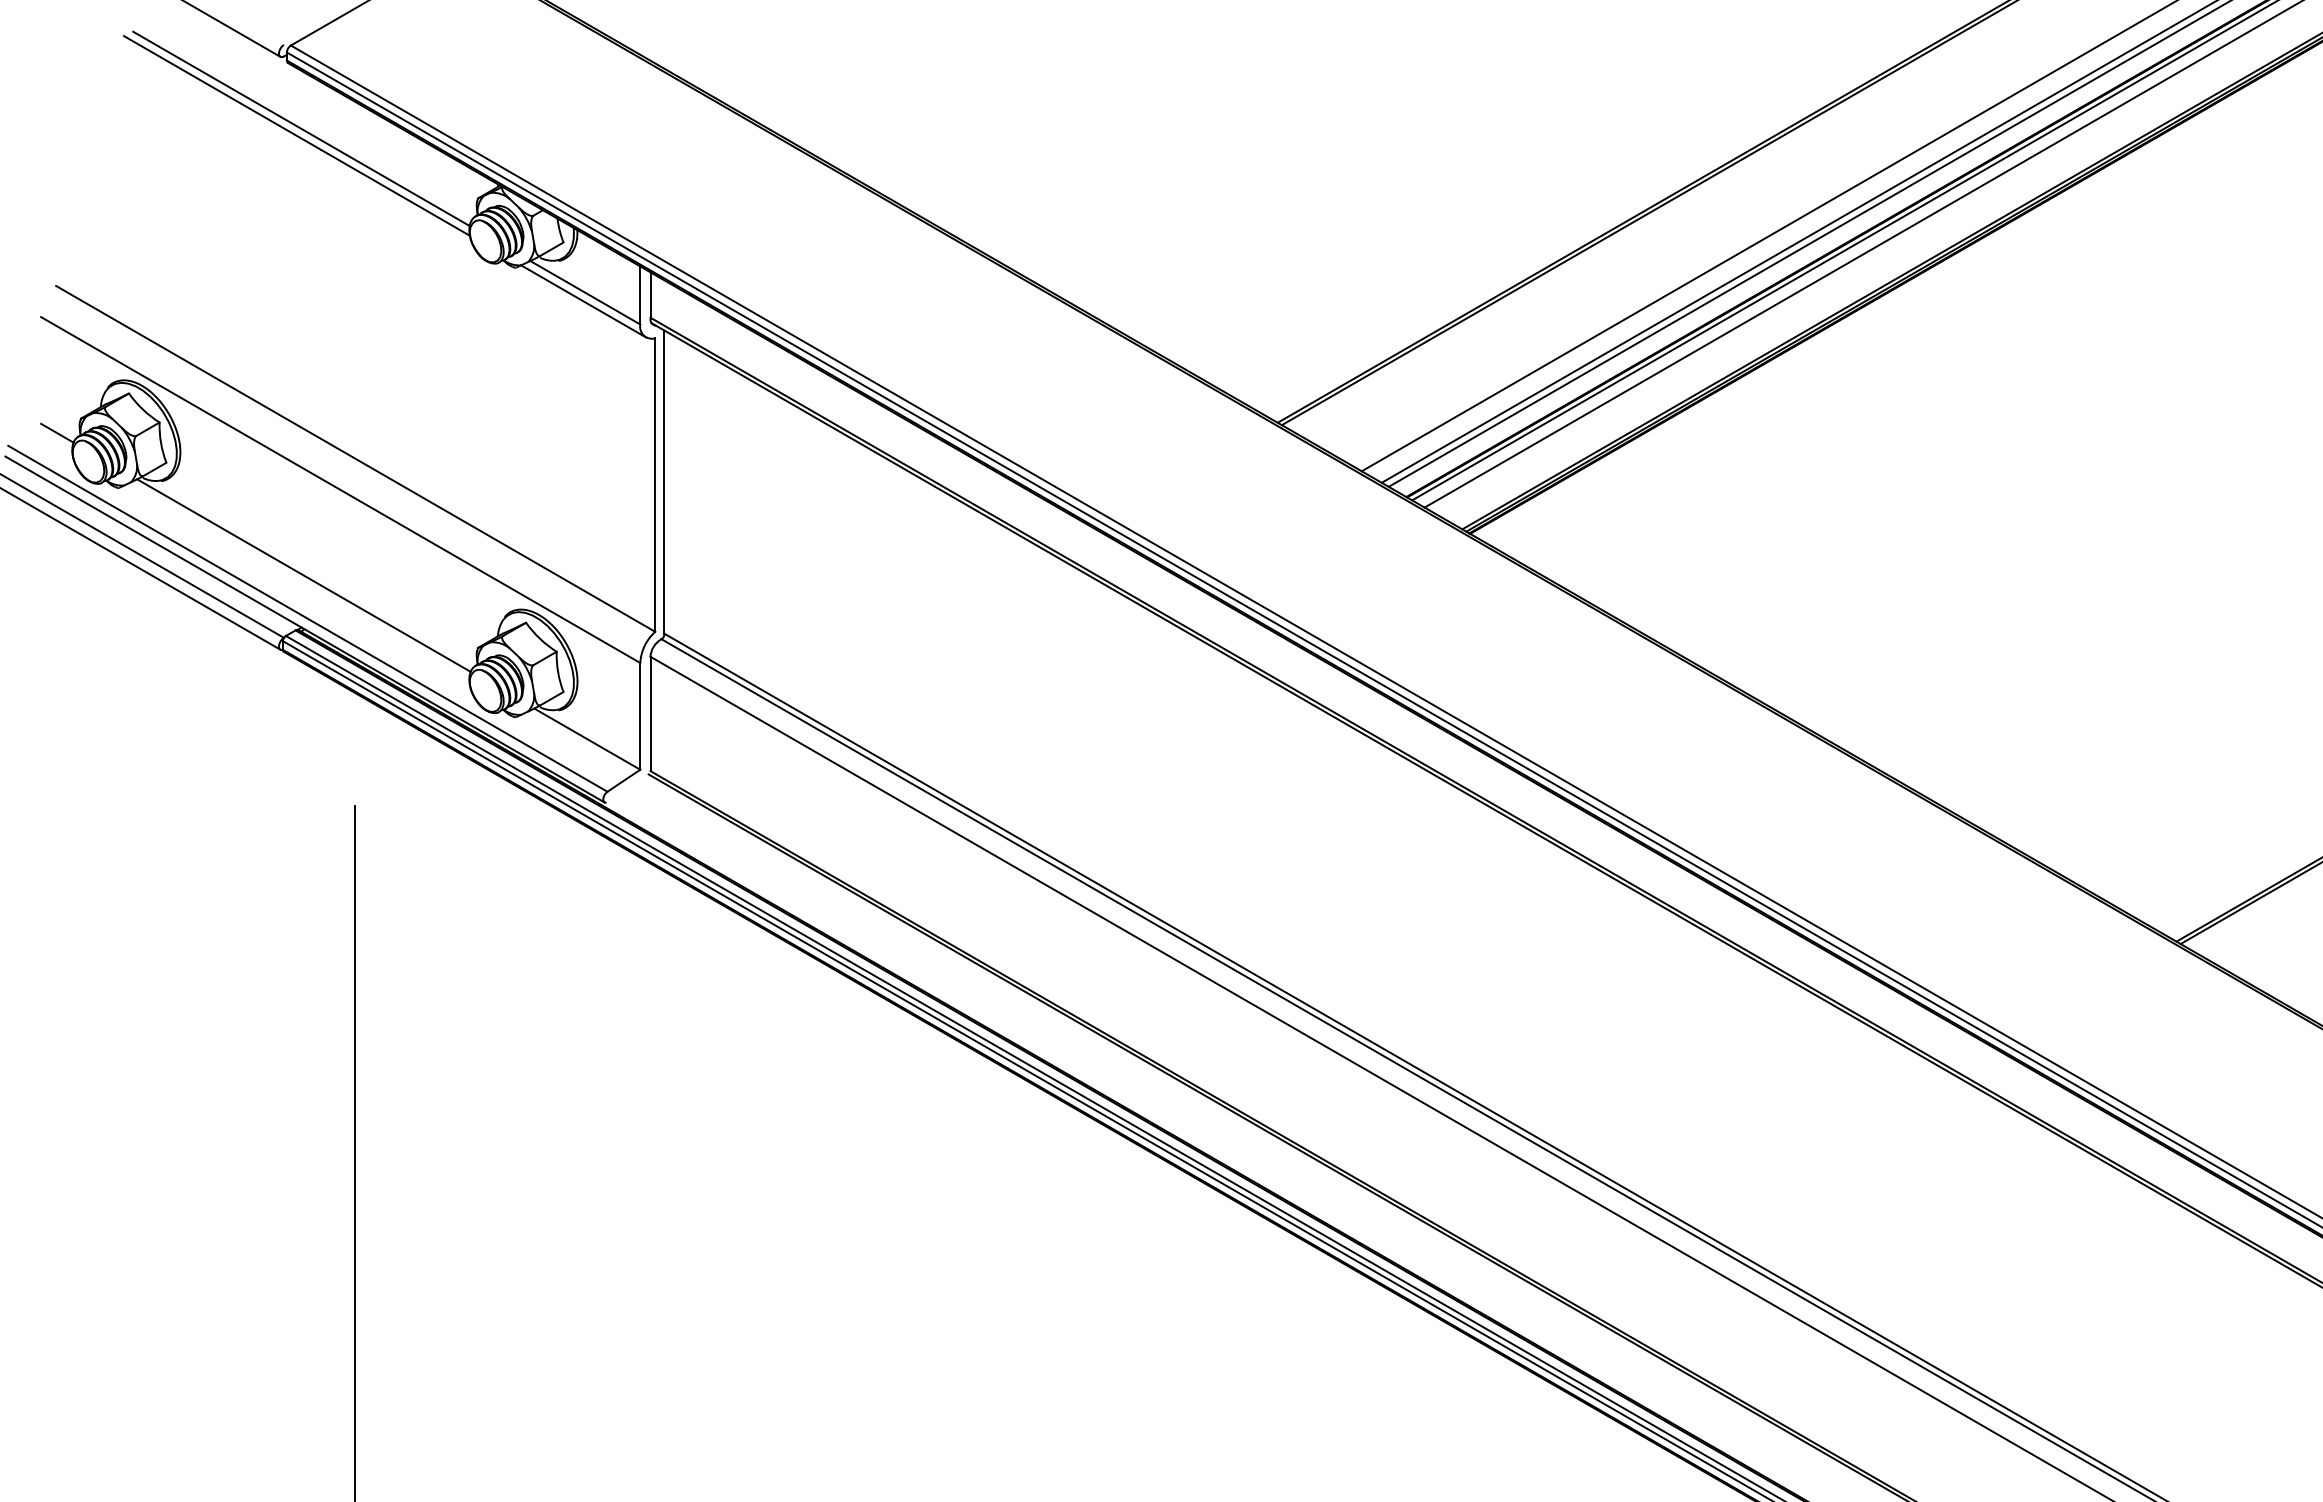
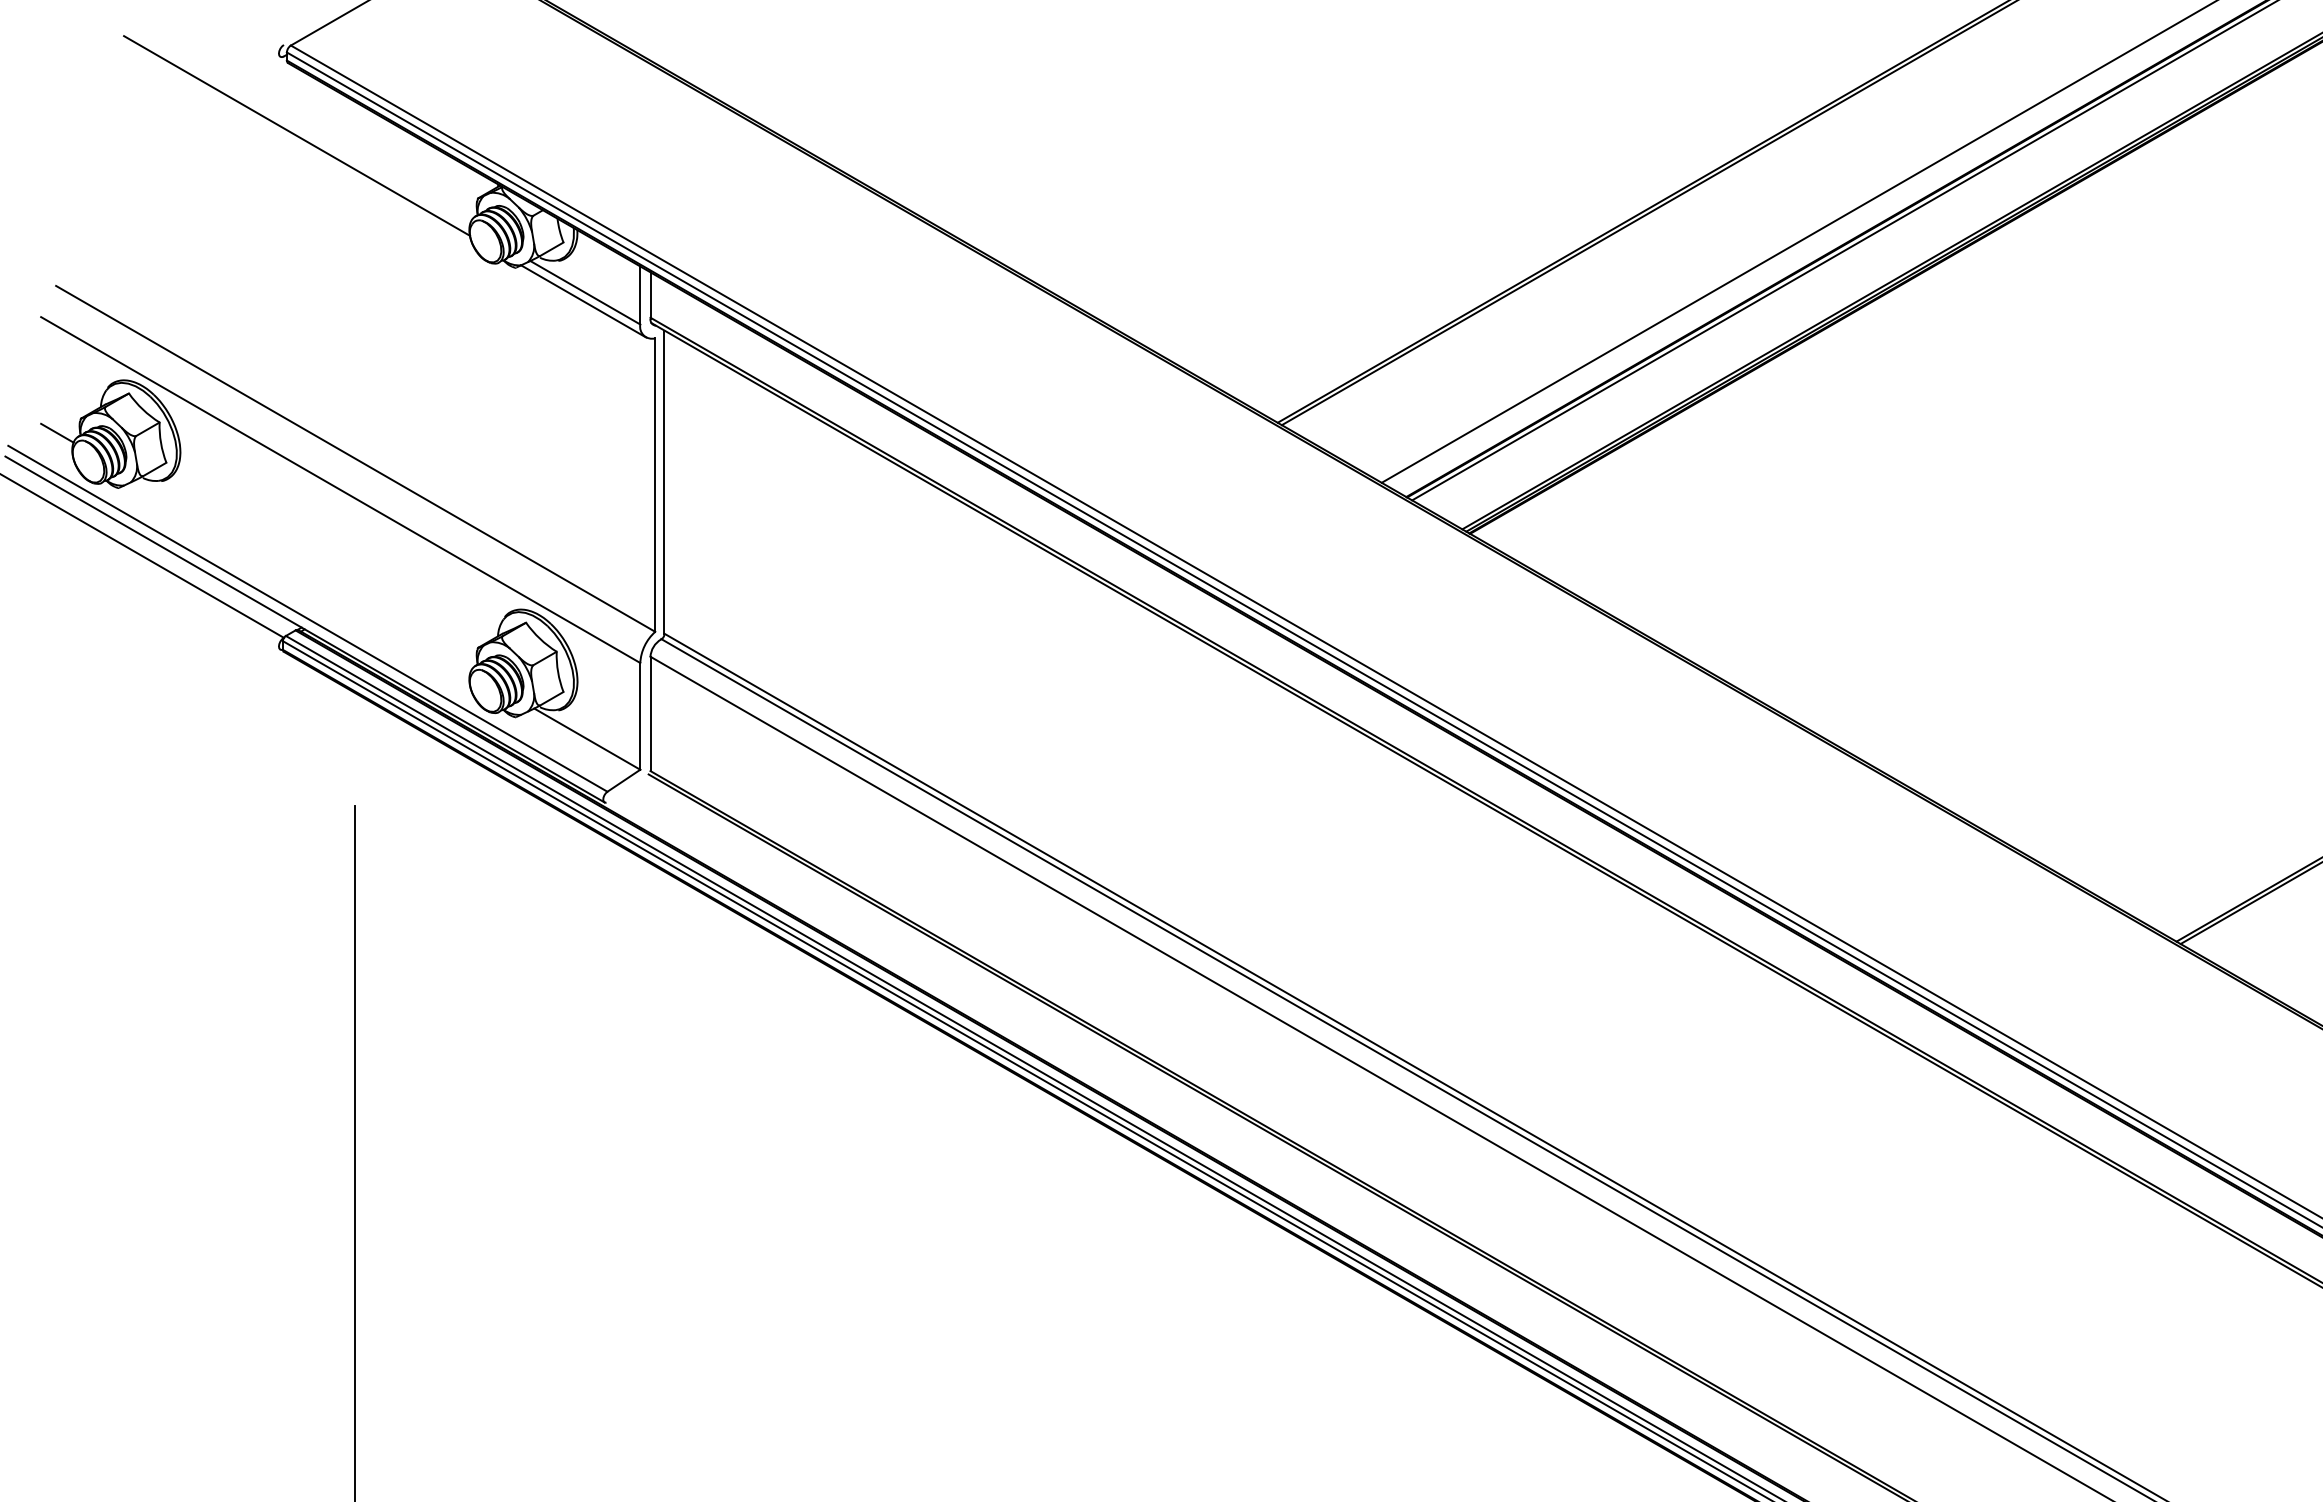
line: present -> none (232, 29)
line: present -> none (301, 128)
line: present -> none (1767, 236)
line: present -> none (1807, 244)
line: present -> none (1861, 254)
line: present -> none (141, 569)
line: present -> none (303, 575)
